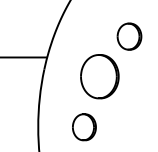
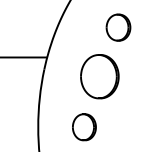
part position: (129, 36) -> (118, 27) (118, 27)
